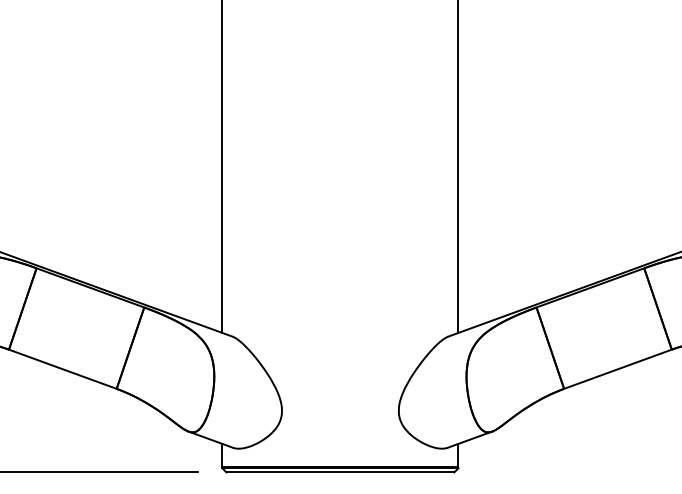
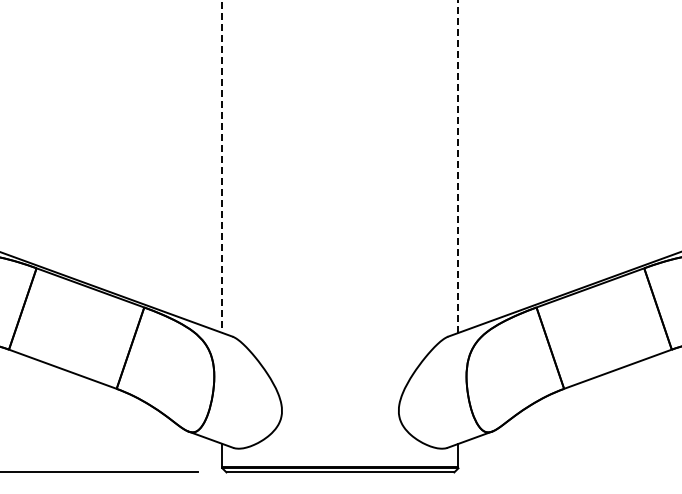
line: solid -> dashed (458, 166)
line: solid -> dashed (222, 167)
